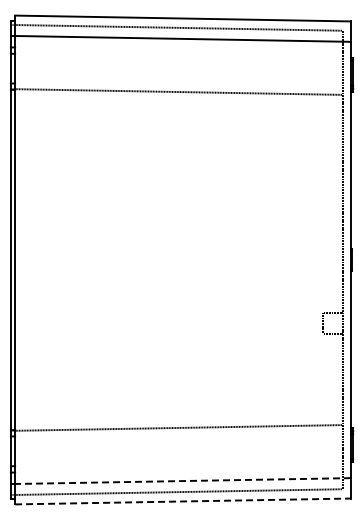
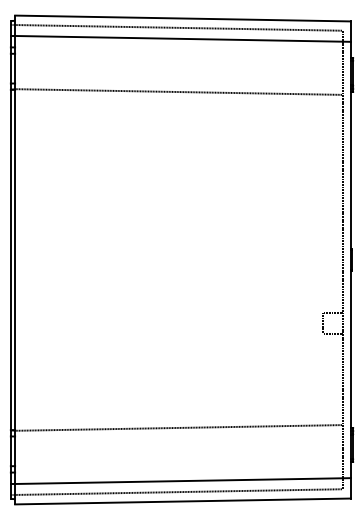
line: dashed -> solid (183, 481)
line: dashed -> solid (183, 501)
